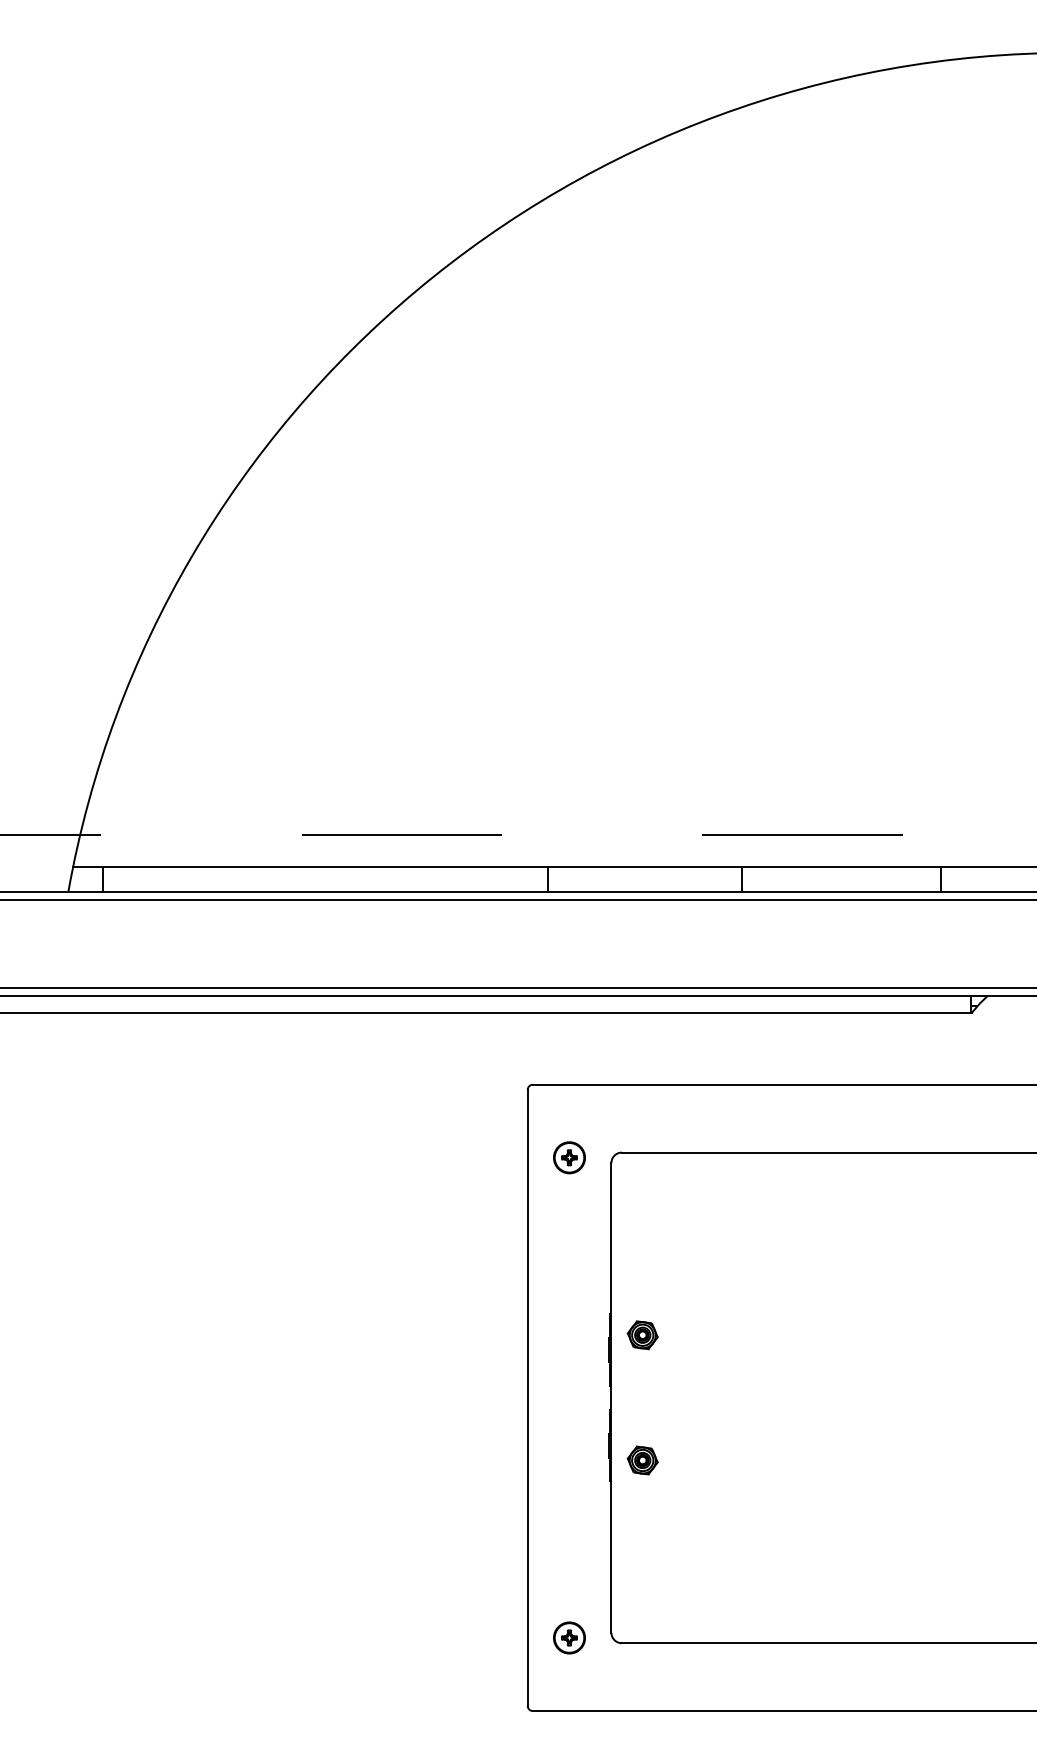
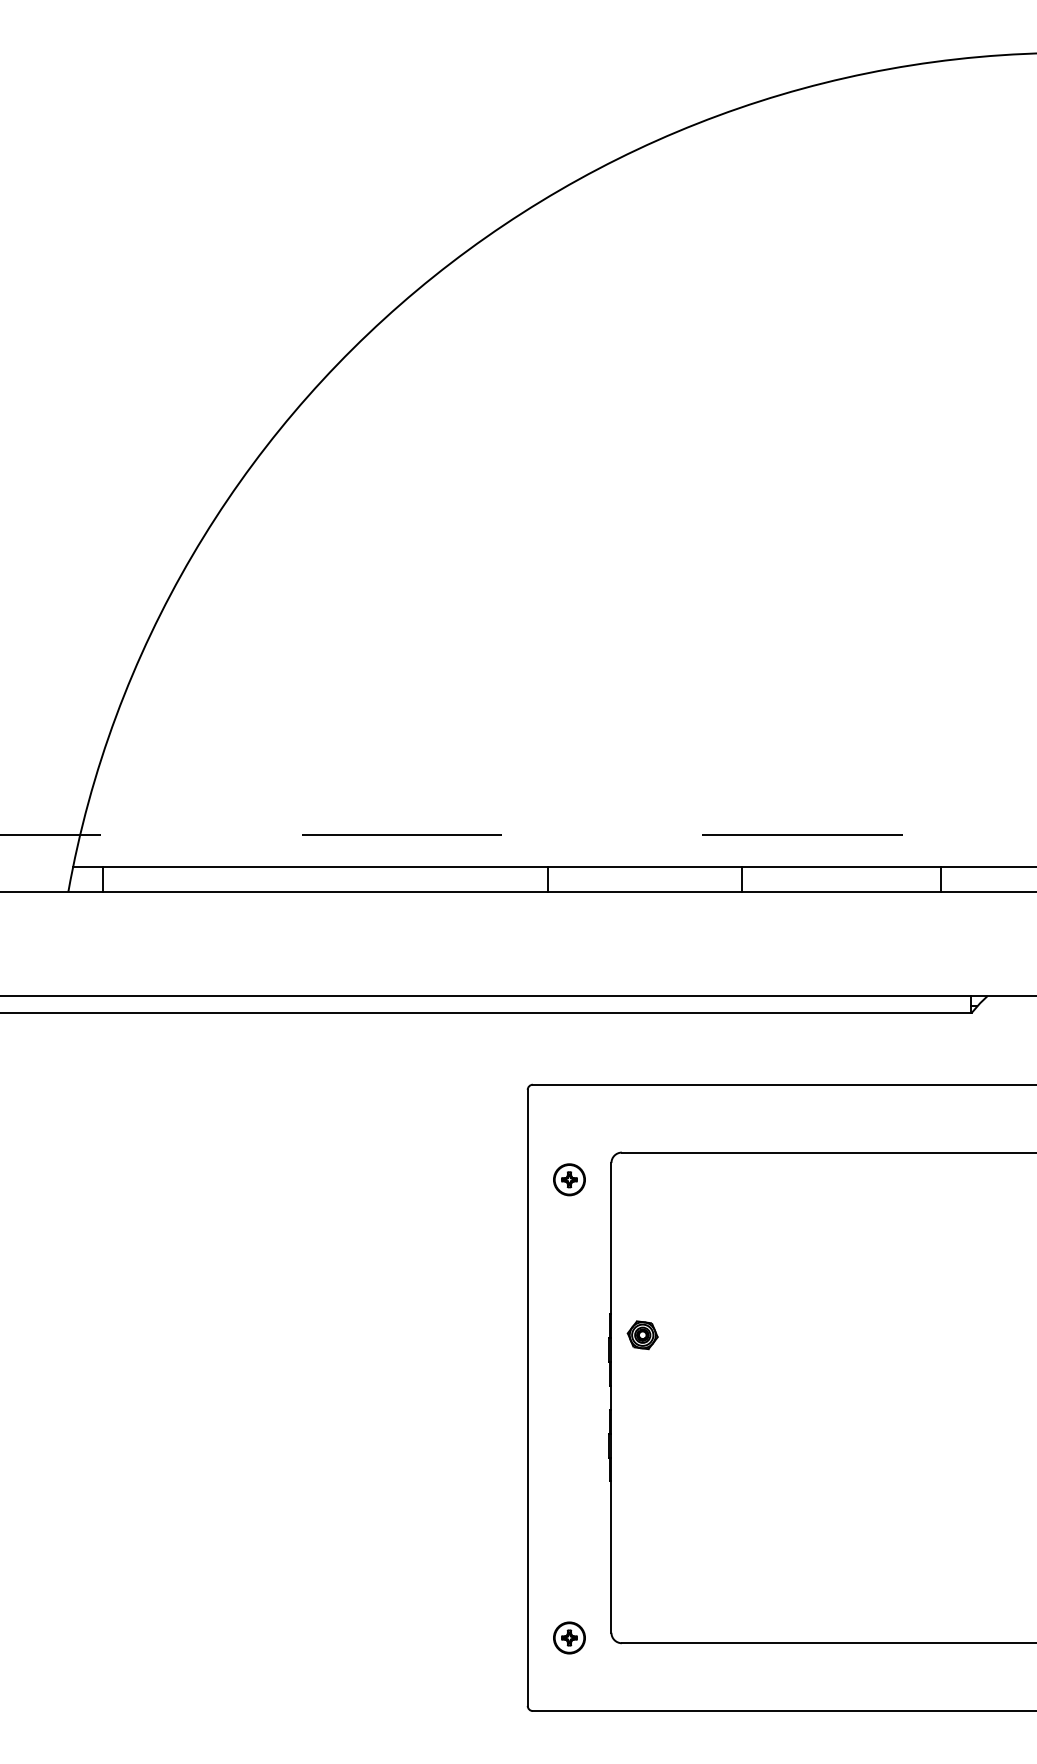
line: present -> none (517, 899)
line: present -> none (517, 987)
part position: (569, 1157) -> (569, 1179) (569, 1179)
part: present -> none (642, 1460)
